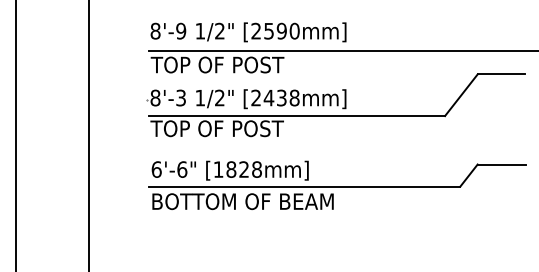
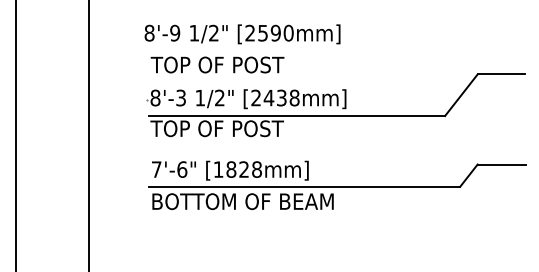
text position: (248, 32) -> (242, 34) (242, 34)
line: present -> none (342, 51)
text: 6'-6" -> 7'-6" (156, 169)
